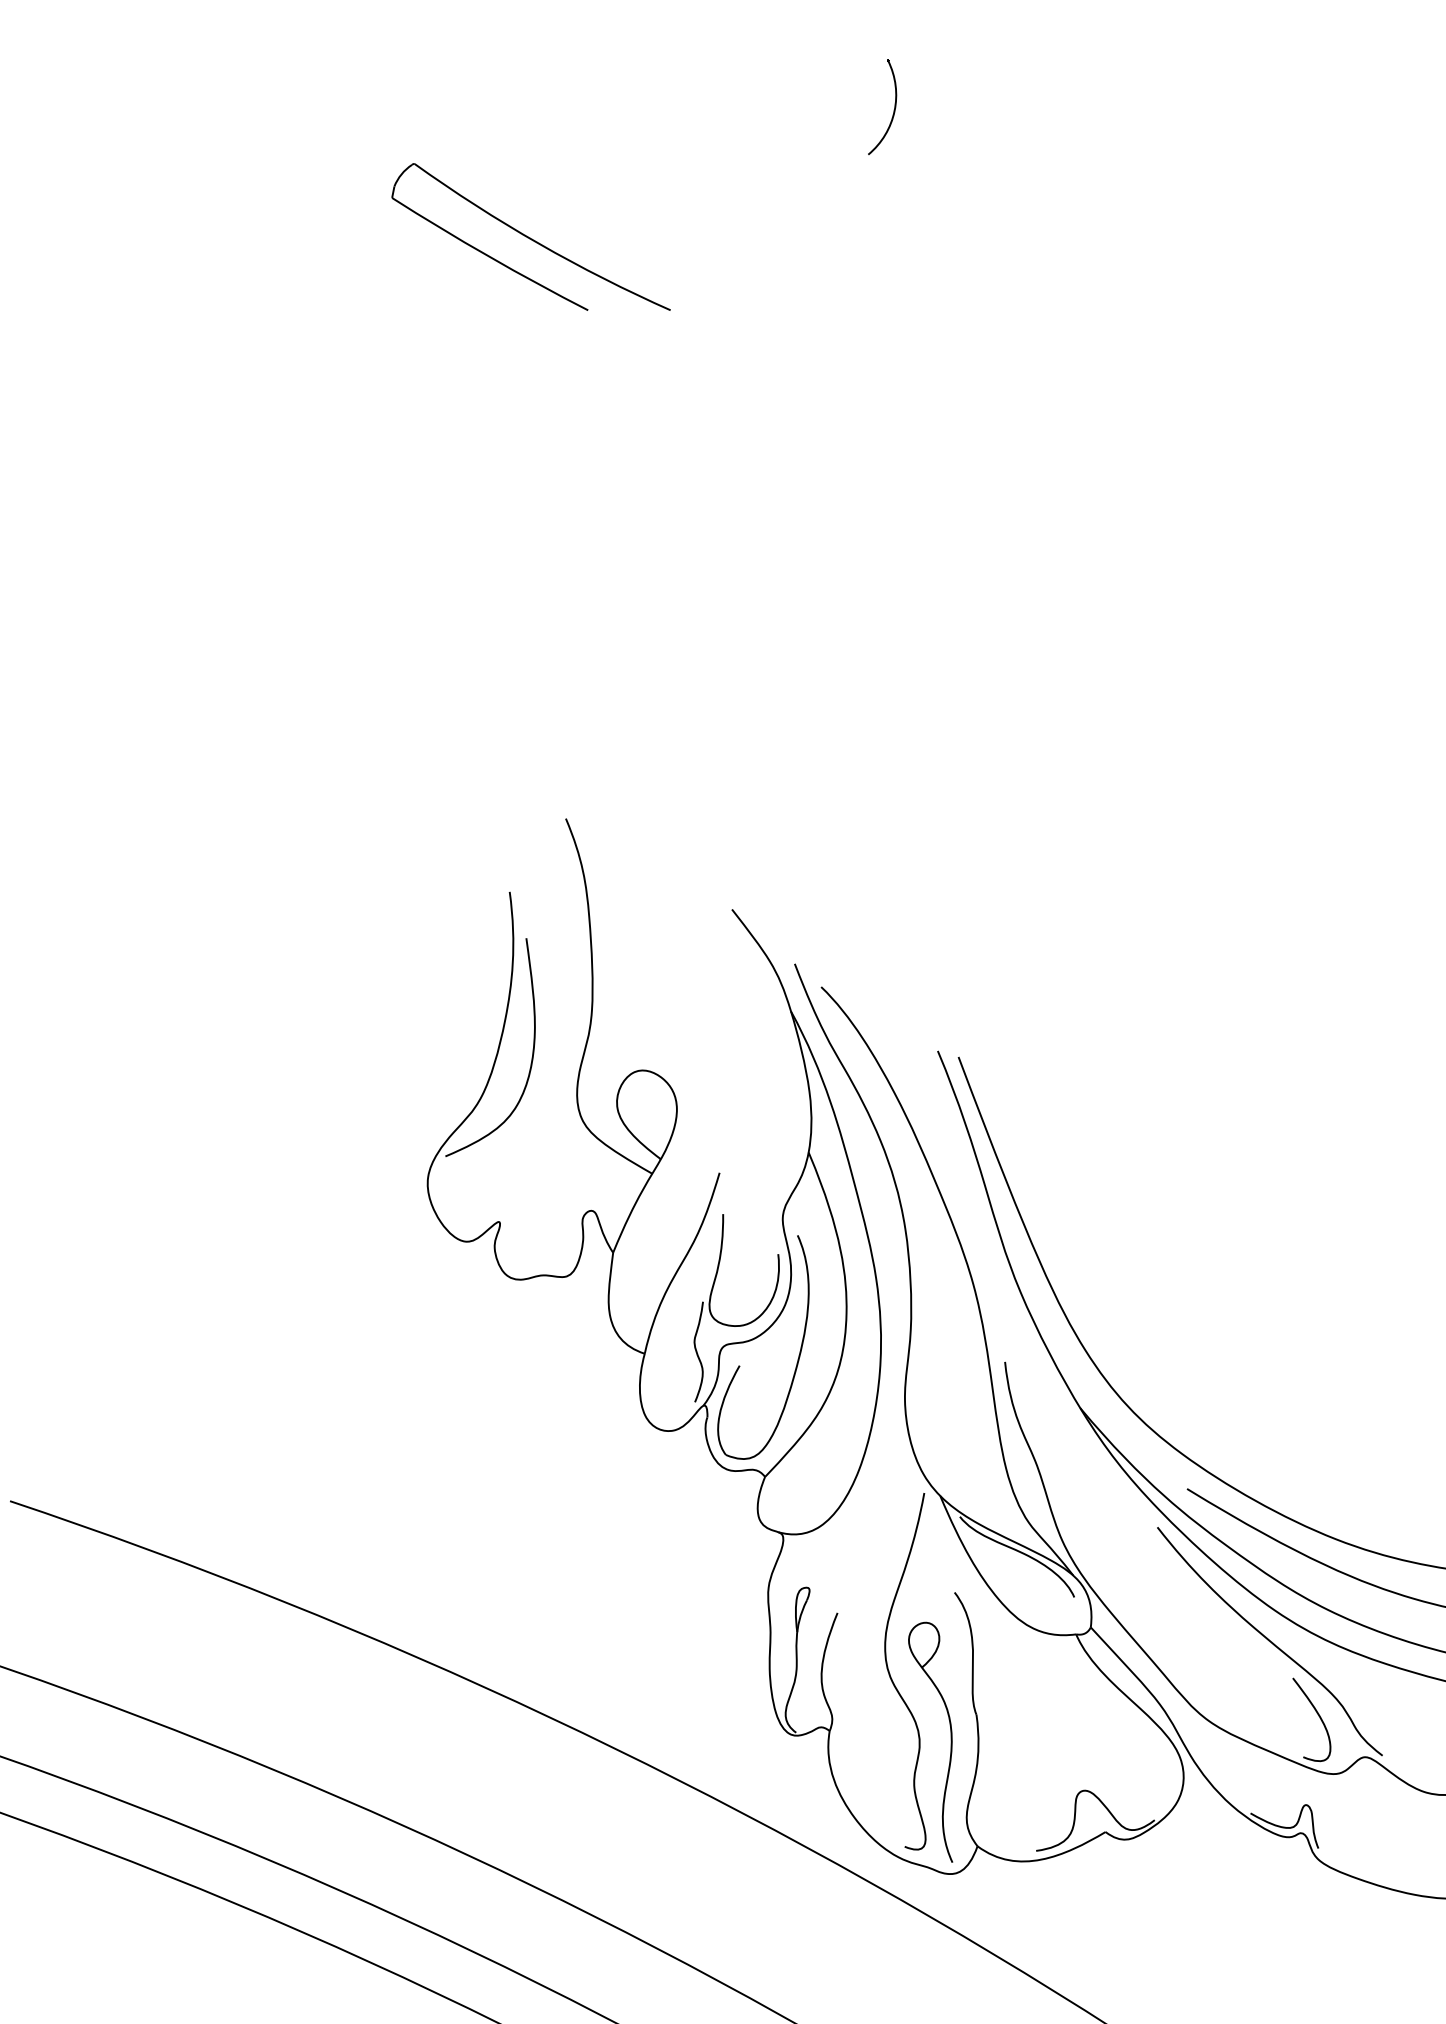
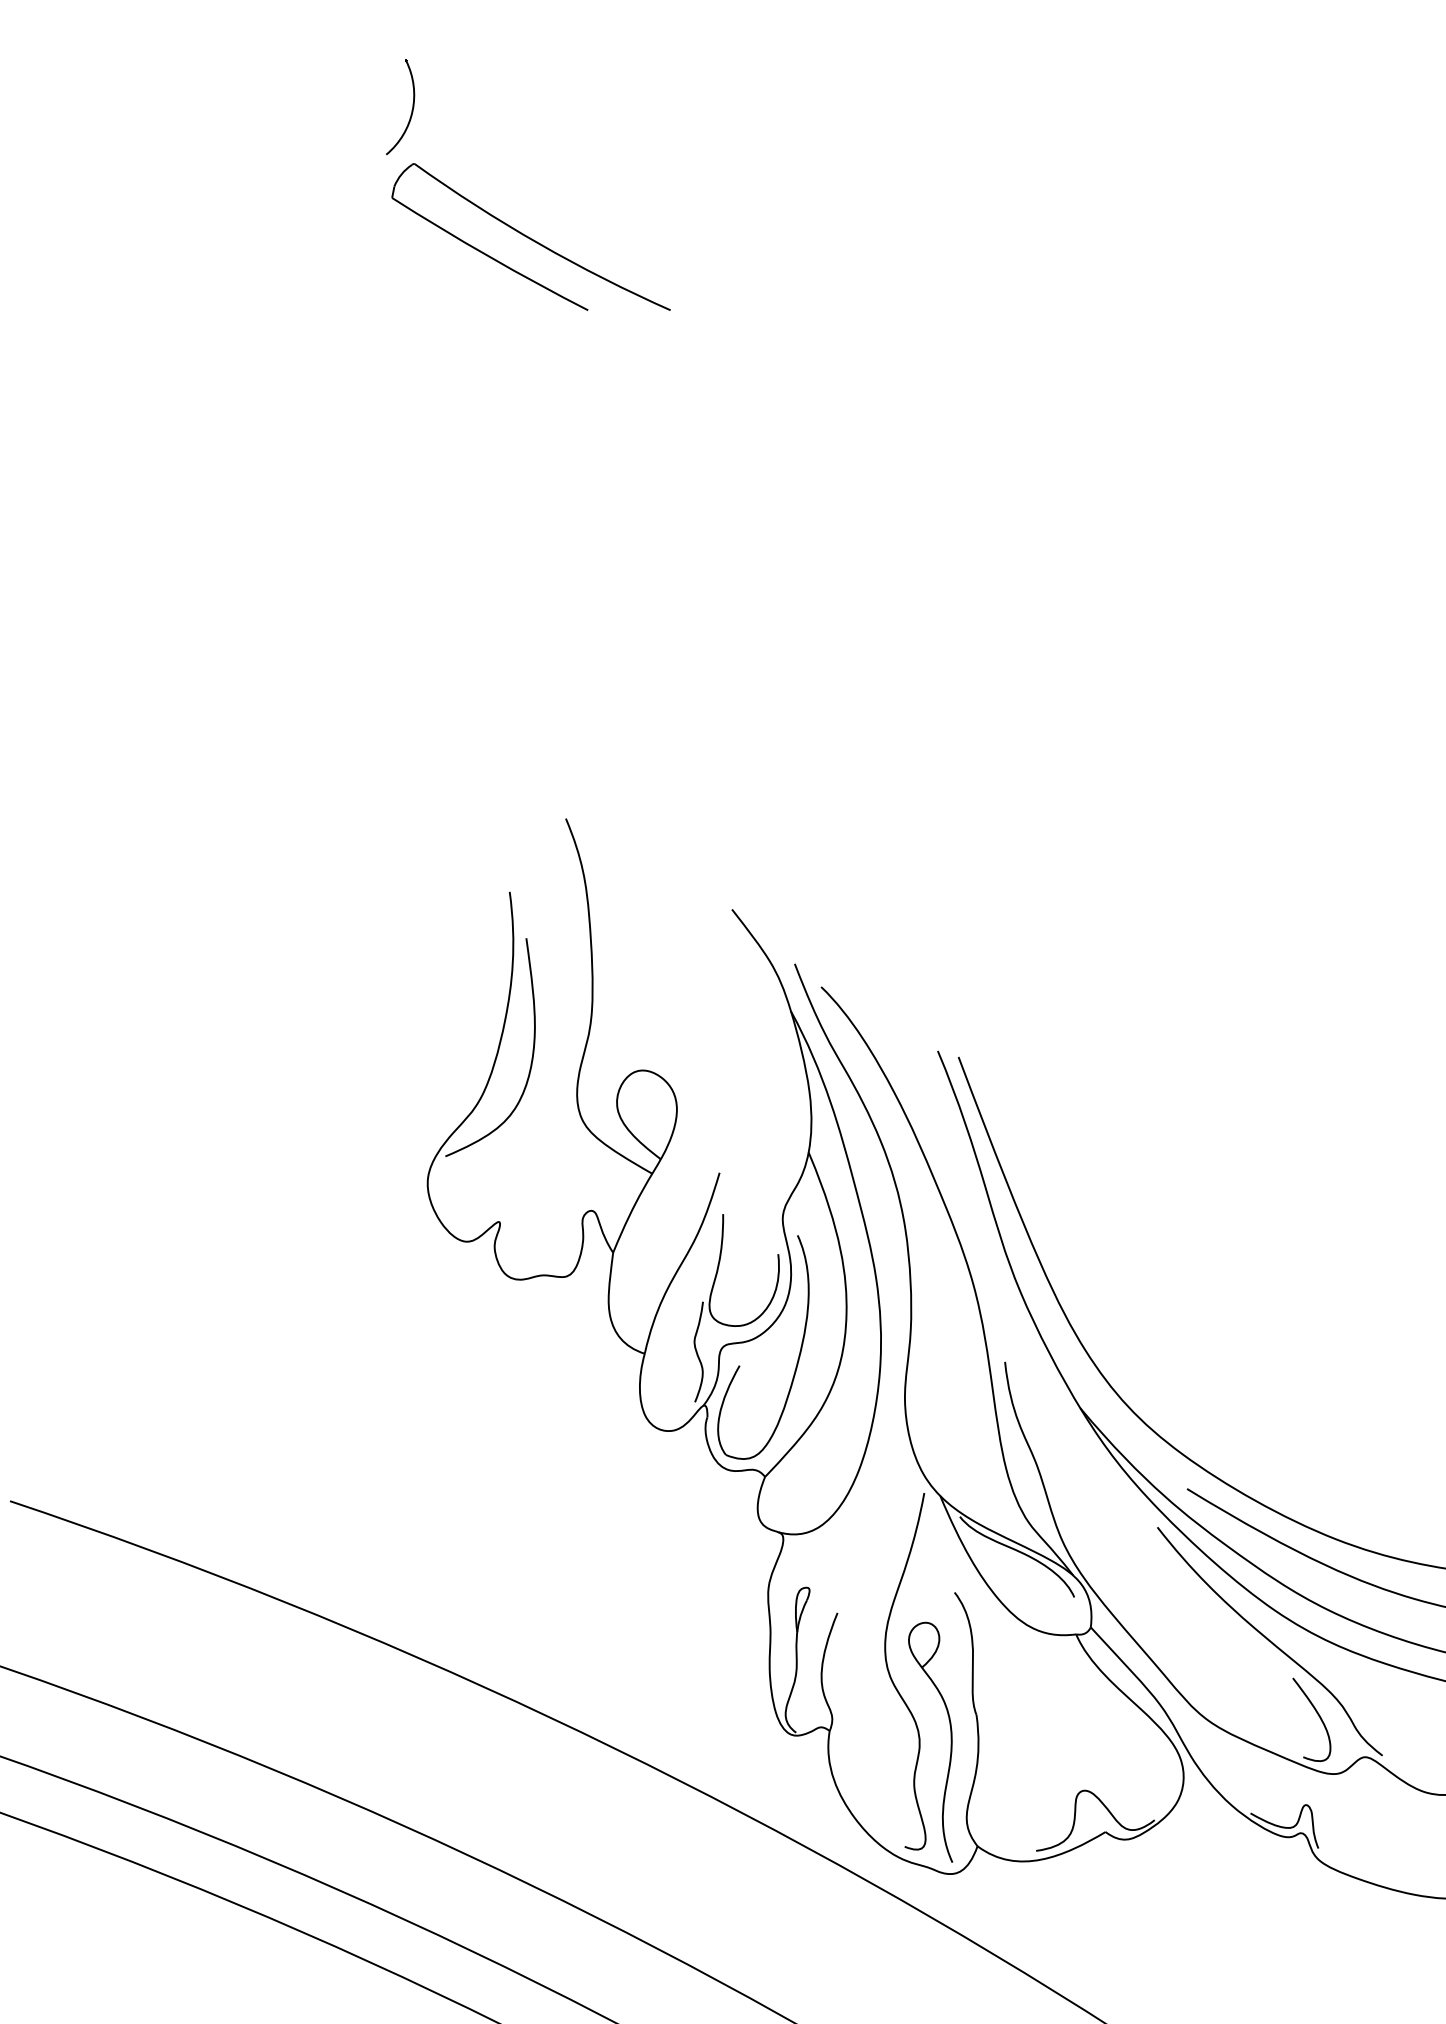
part position: (893, 110) -> (411, 110) (411, 110)
